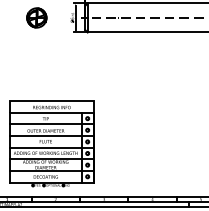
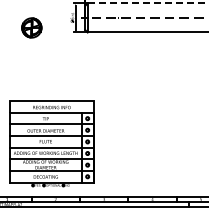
line: solid -> dashed (148, 3)
part position: (36, 17) -> (31, 27) (31, 27)
